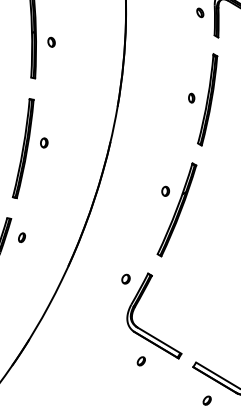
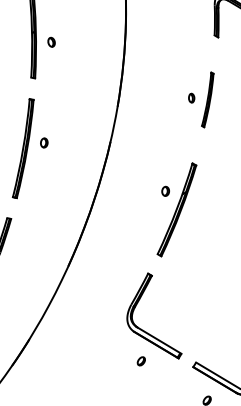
part: present -> none (200, 12)
part size: 22x94 px -> 14x58 px (207, 99)
part: present -> none (21, 237)
part: present -> none (125, 278)
